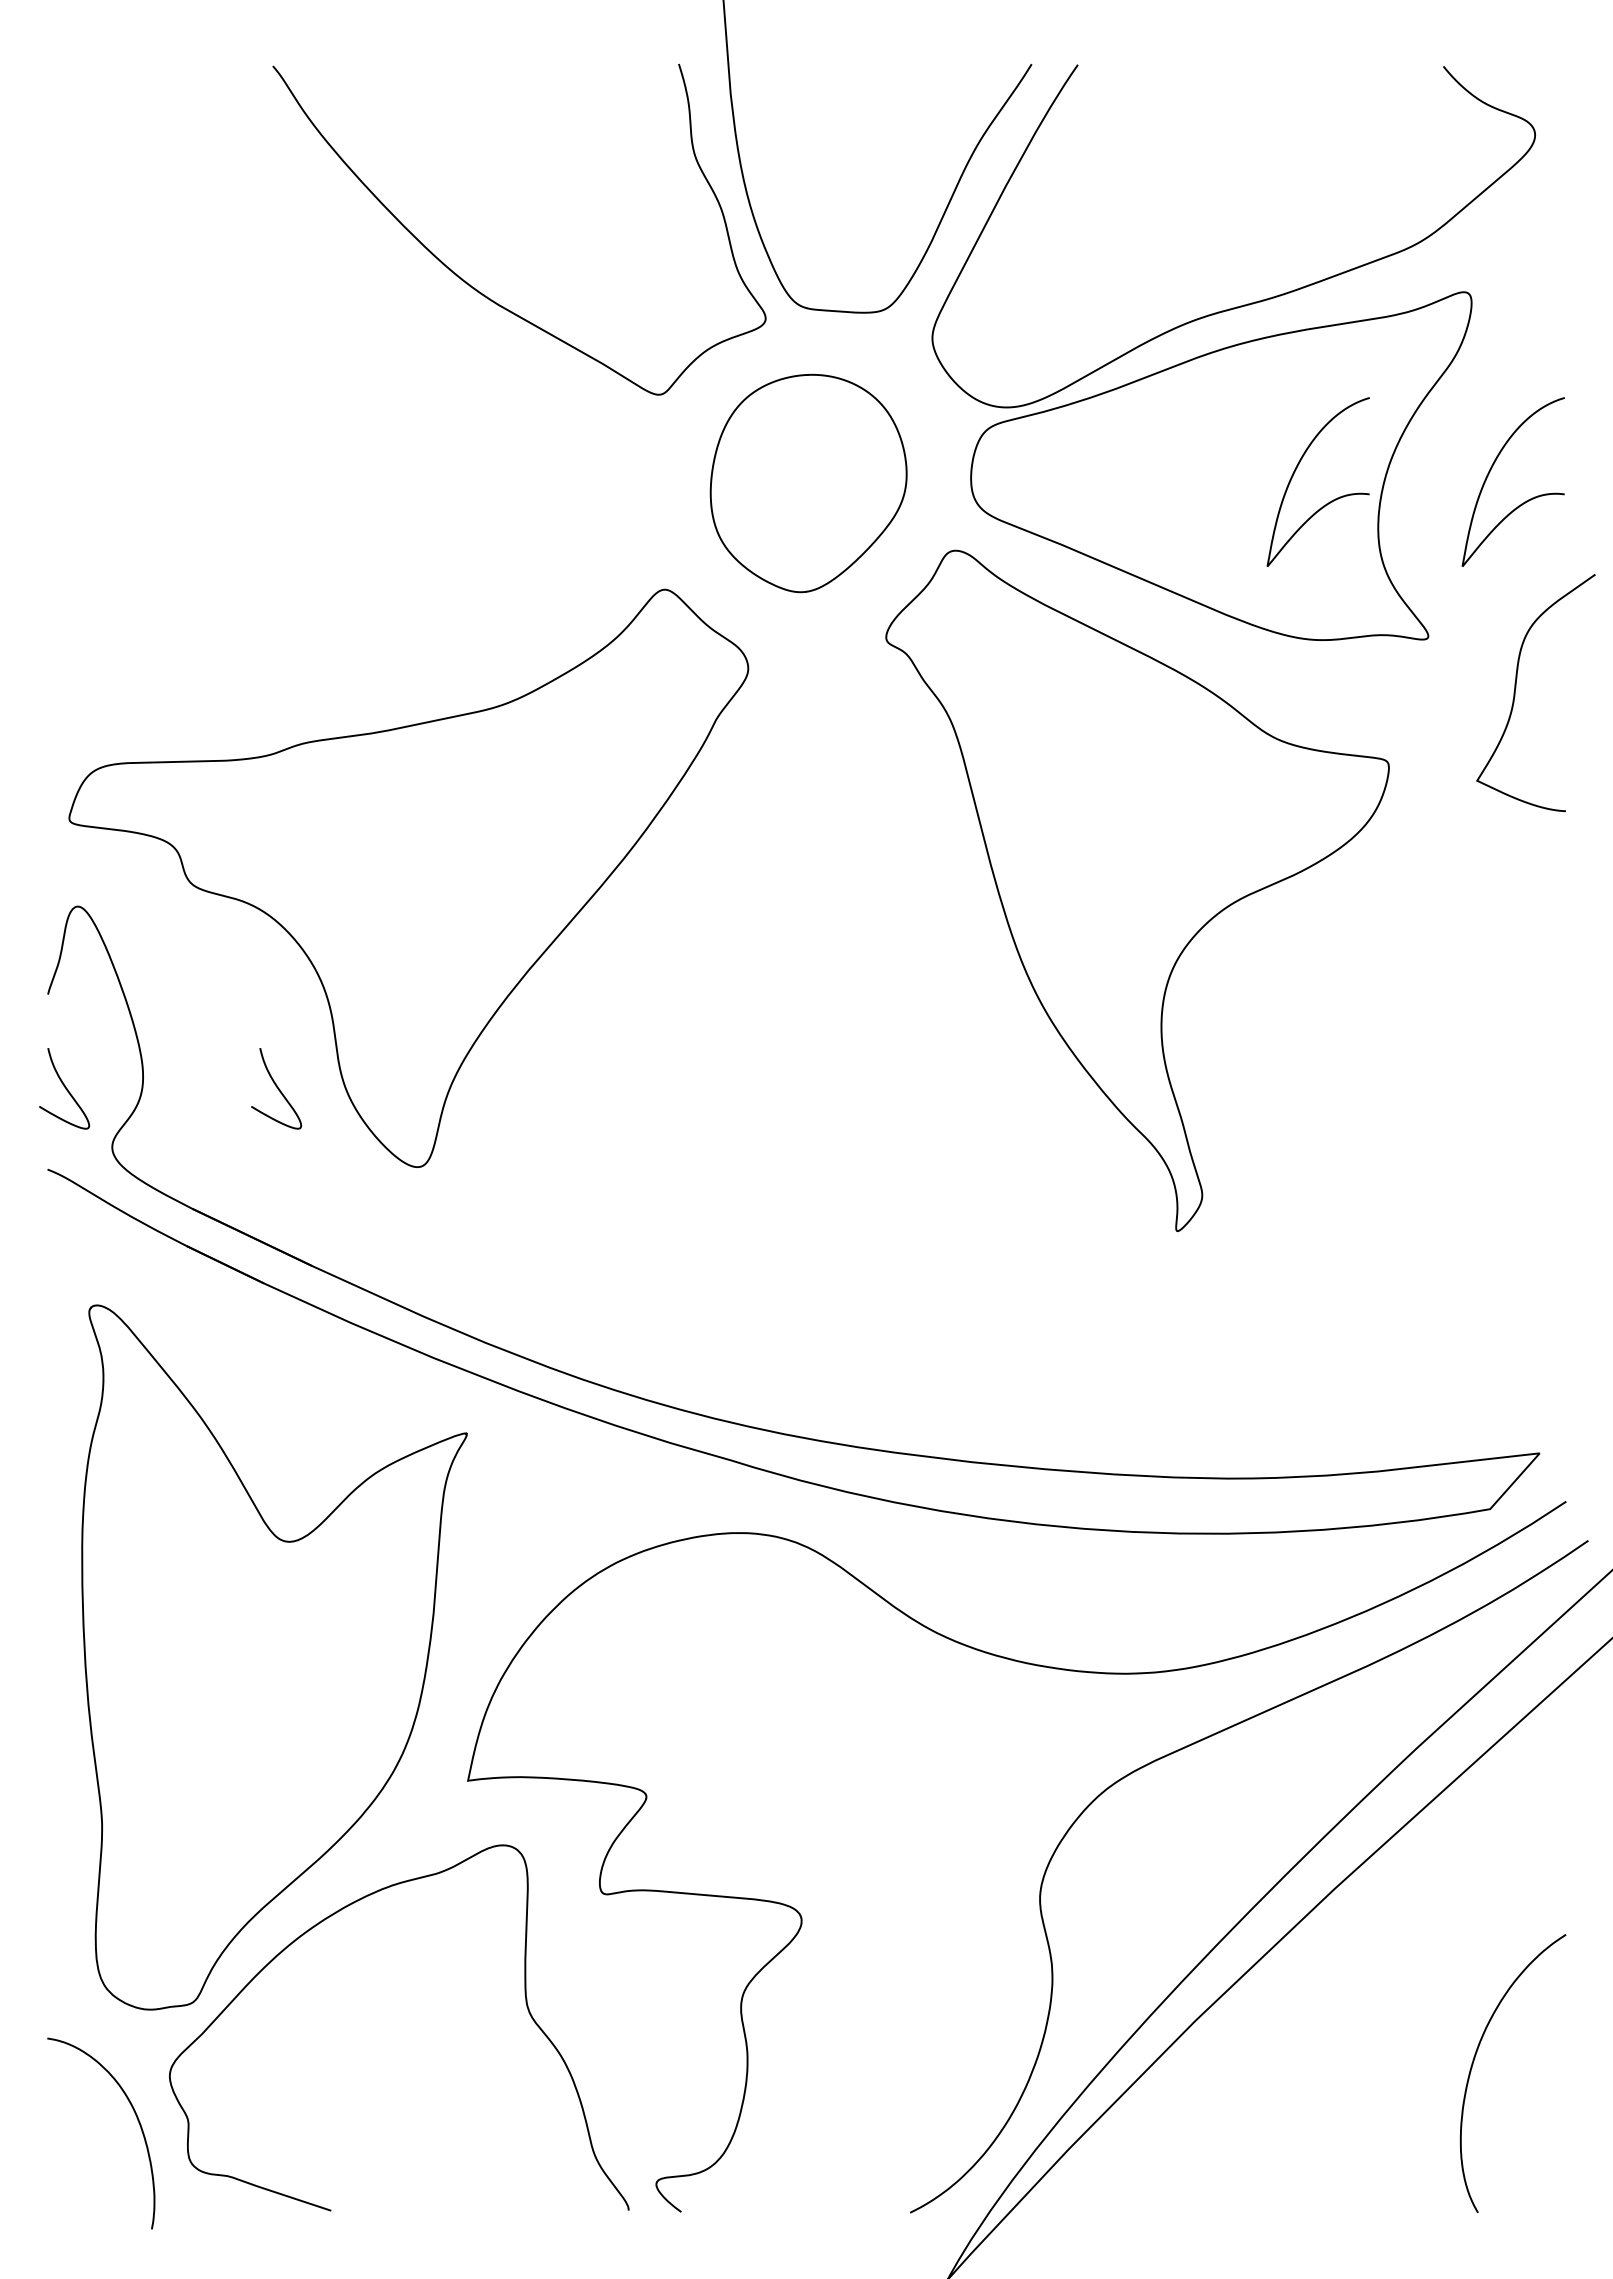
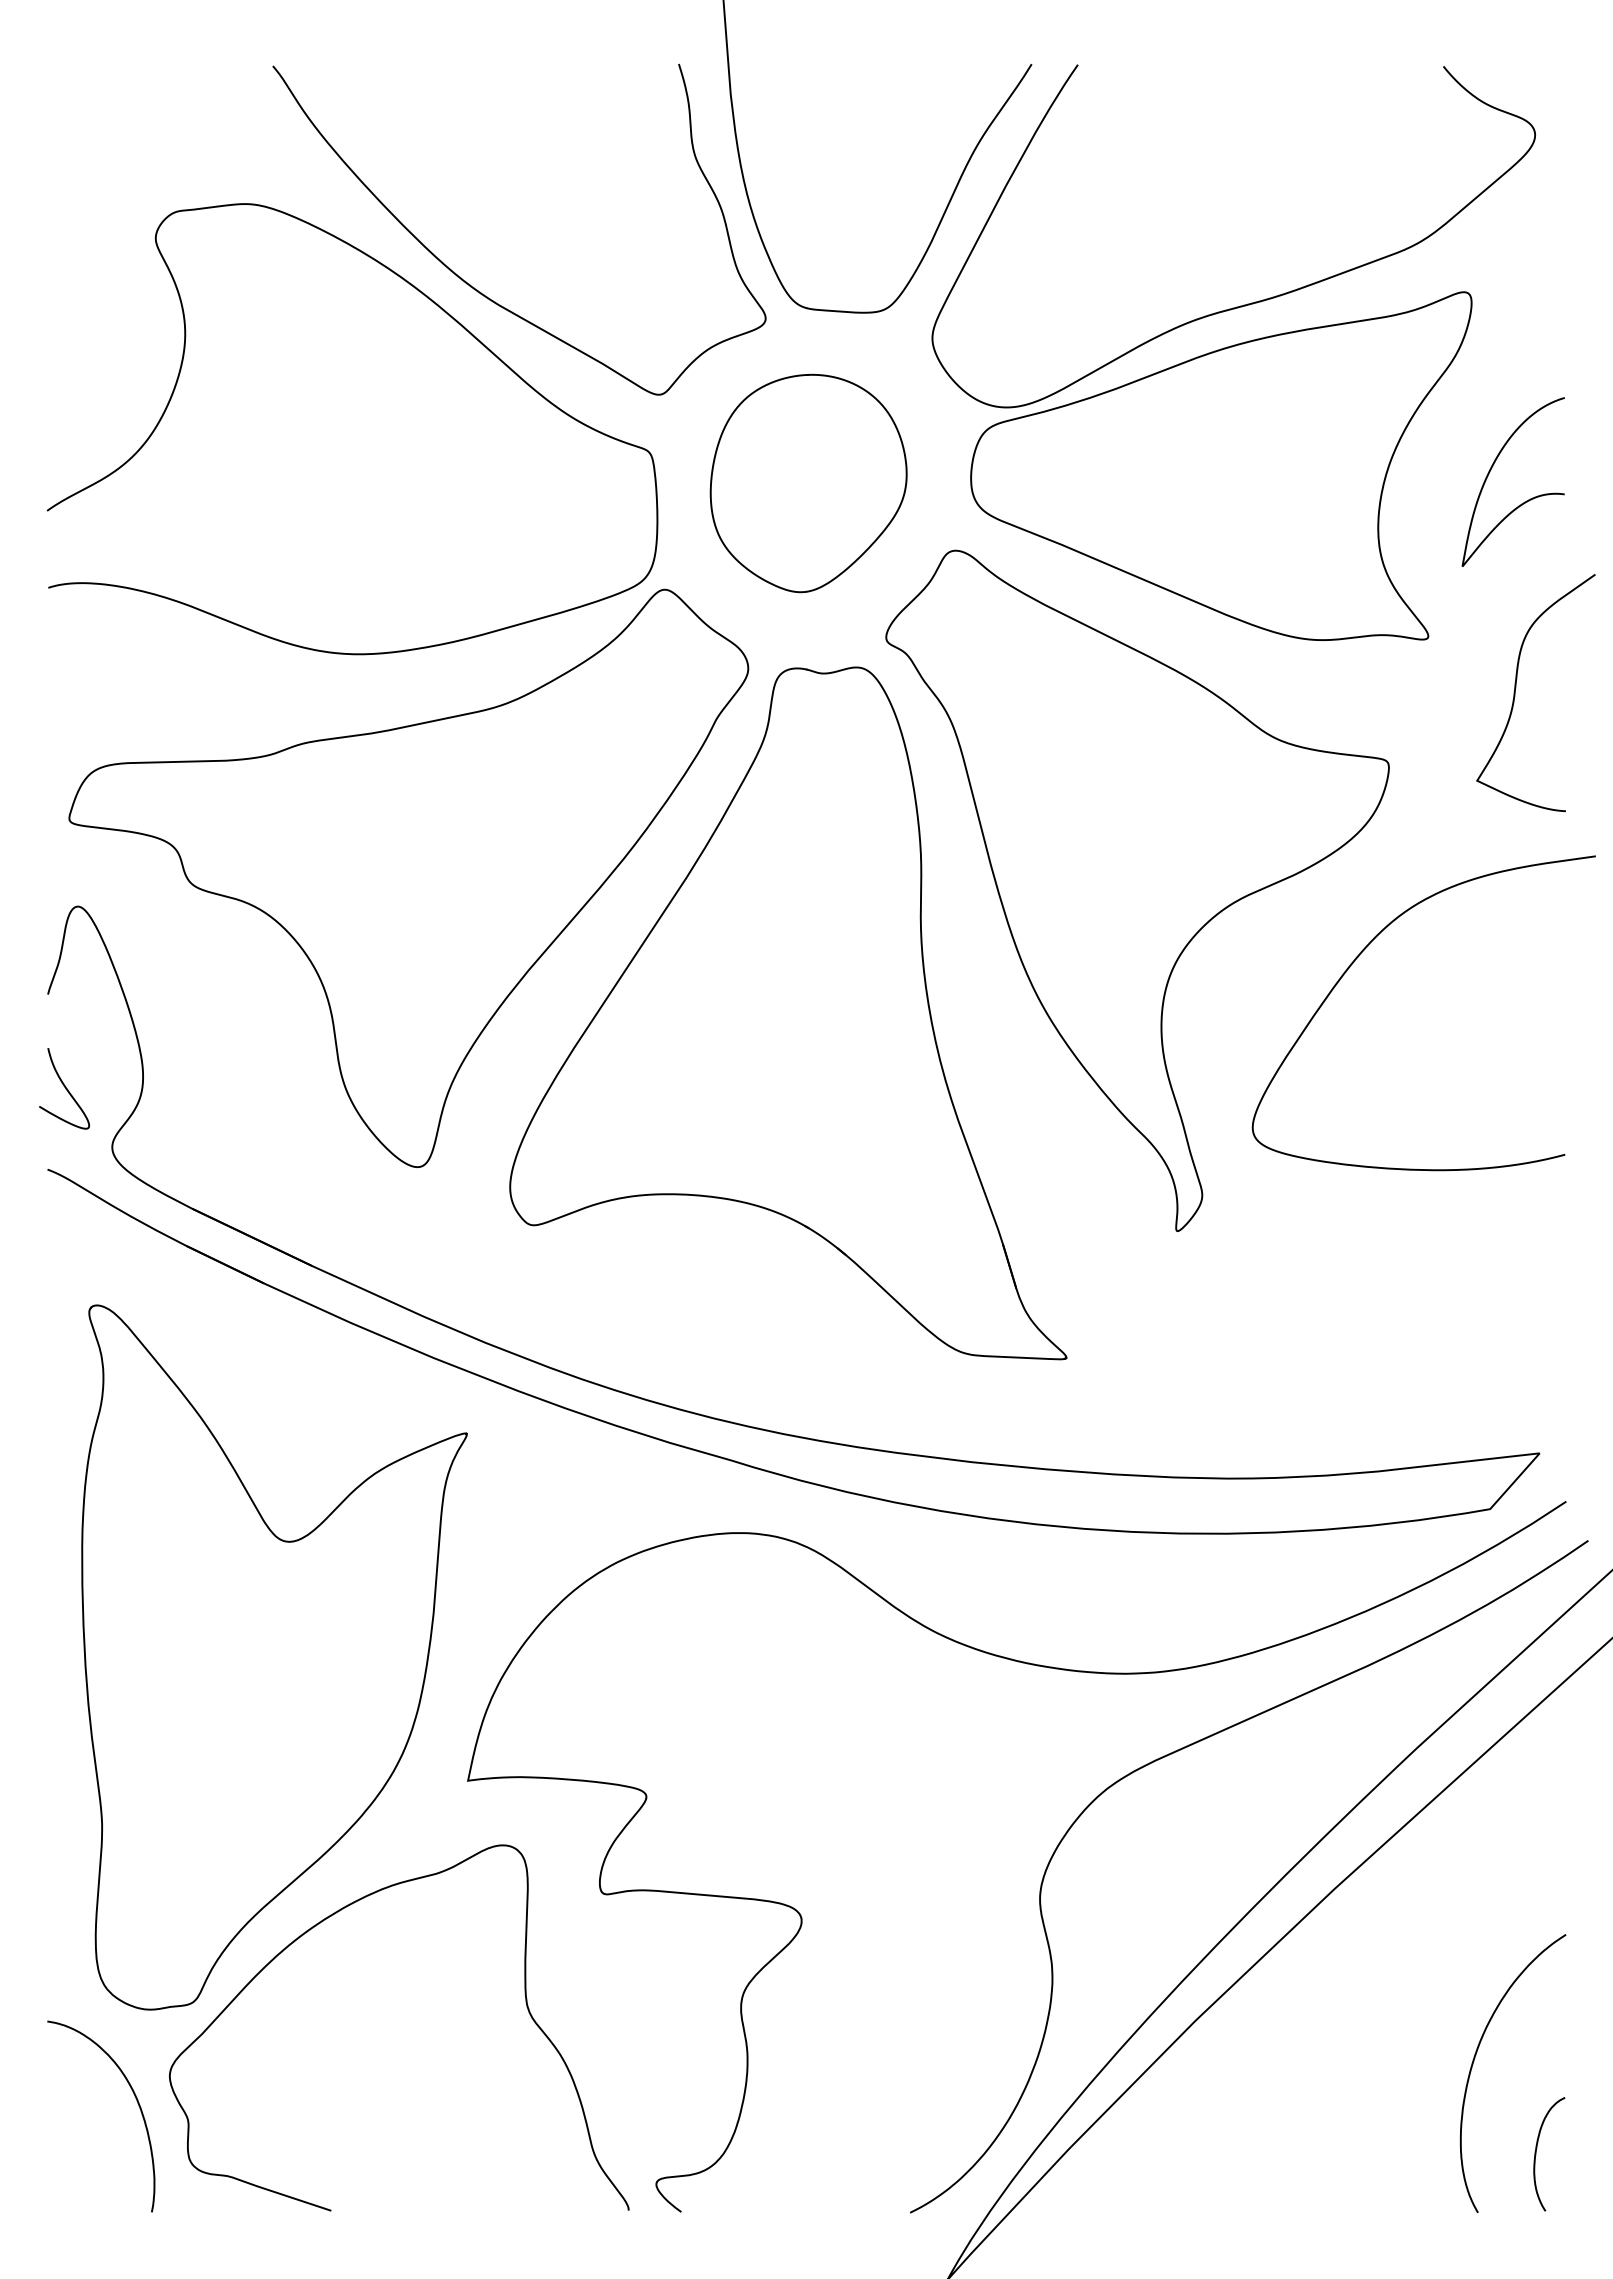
curve: none -> present (451, 318)
curve: present -> none (1329, 501)
curve: none -> present (1360, 955)
part: none -> present (788, 1013)
curve: present -> none (276, 1087)
curve position: (136, 2118) -> (136, 2101) (136, 2101)
curve: none -> present (1536, 2154)
